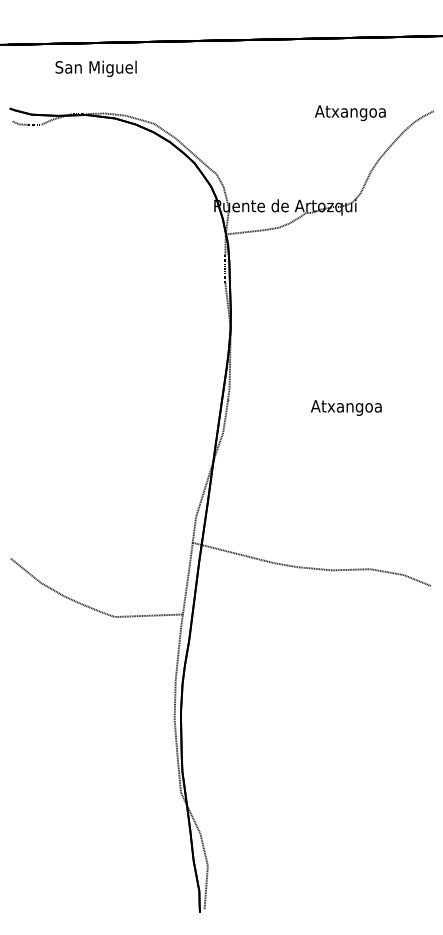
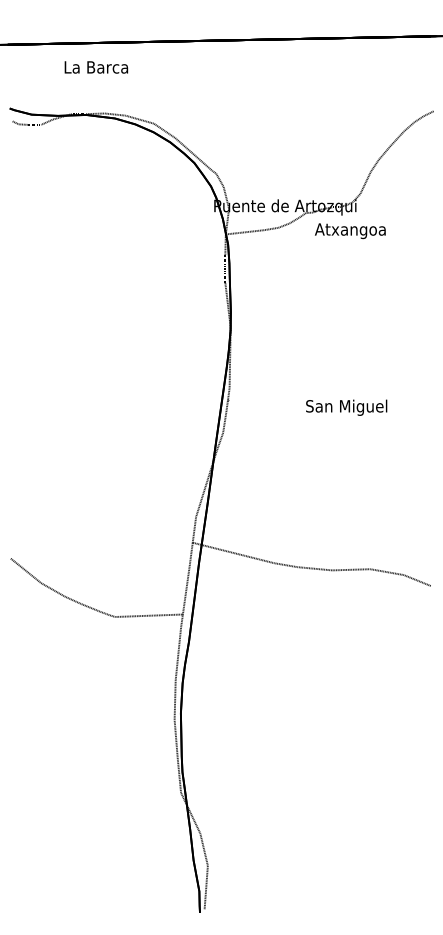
text: San Miguel -> La Barca (95, 68)
text position: (350, 113) -> (350, 231) (350, 231)
text: Atxangoa -> San Miguel (346, 407)
